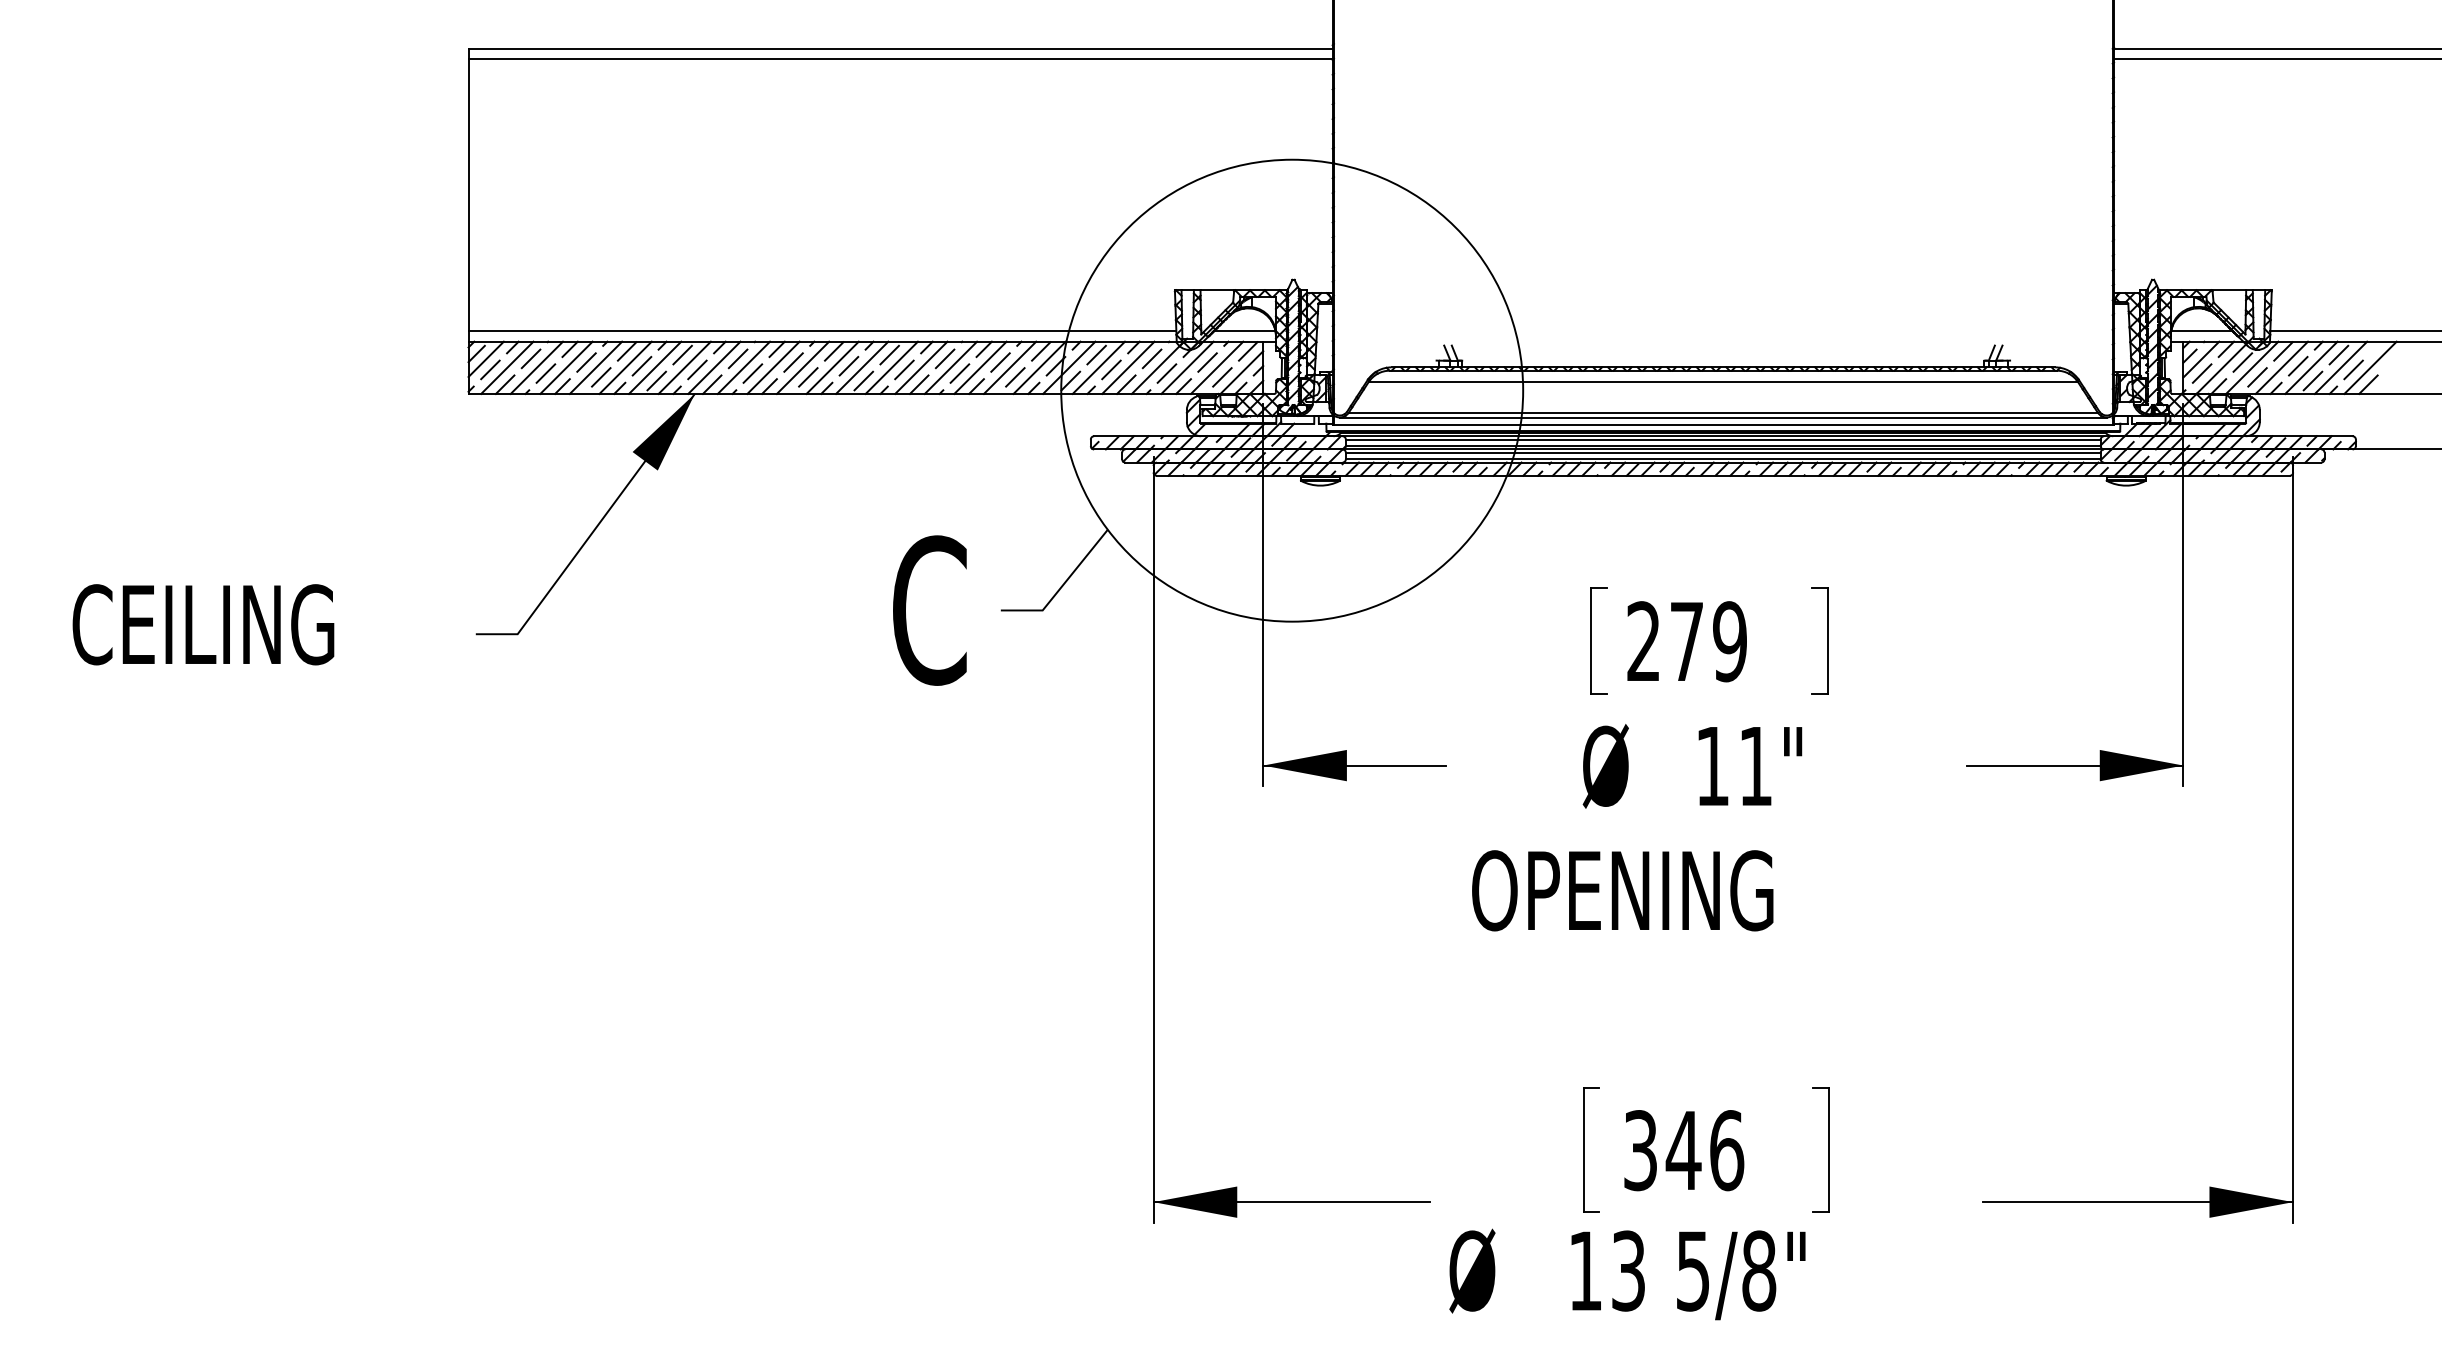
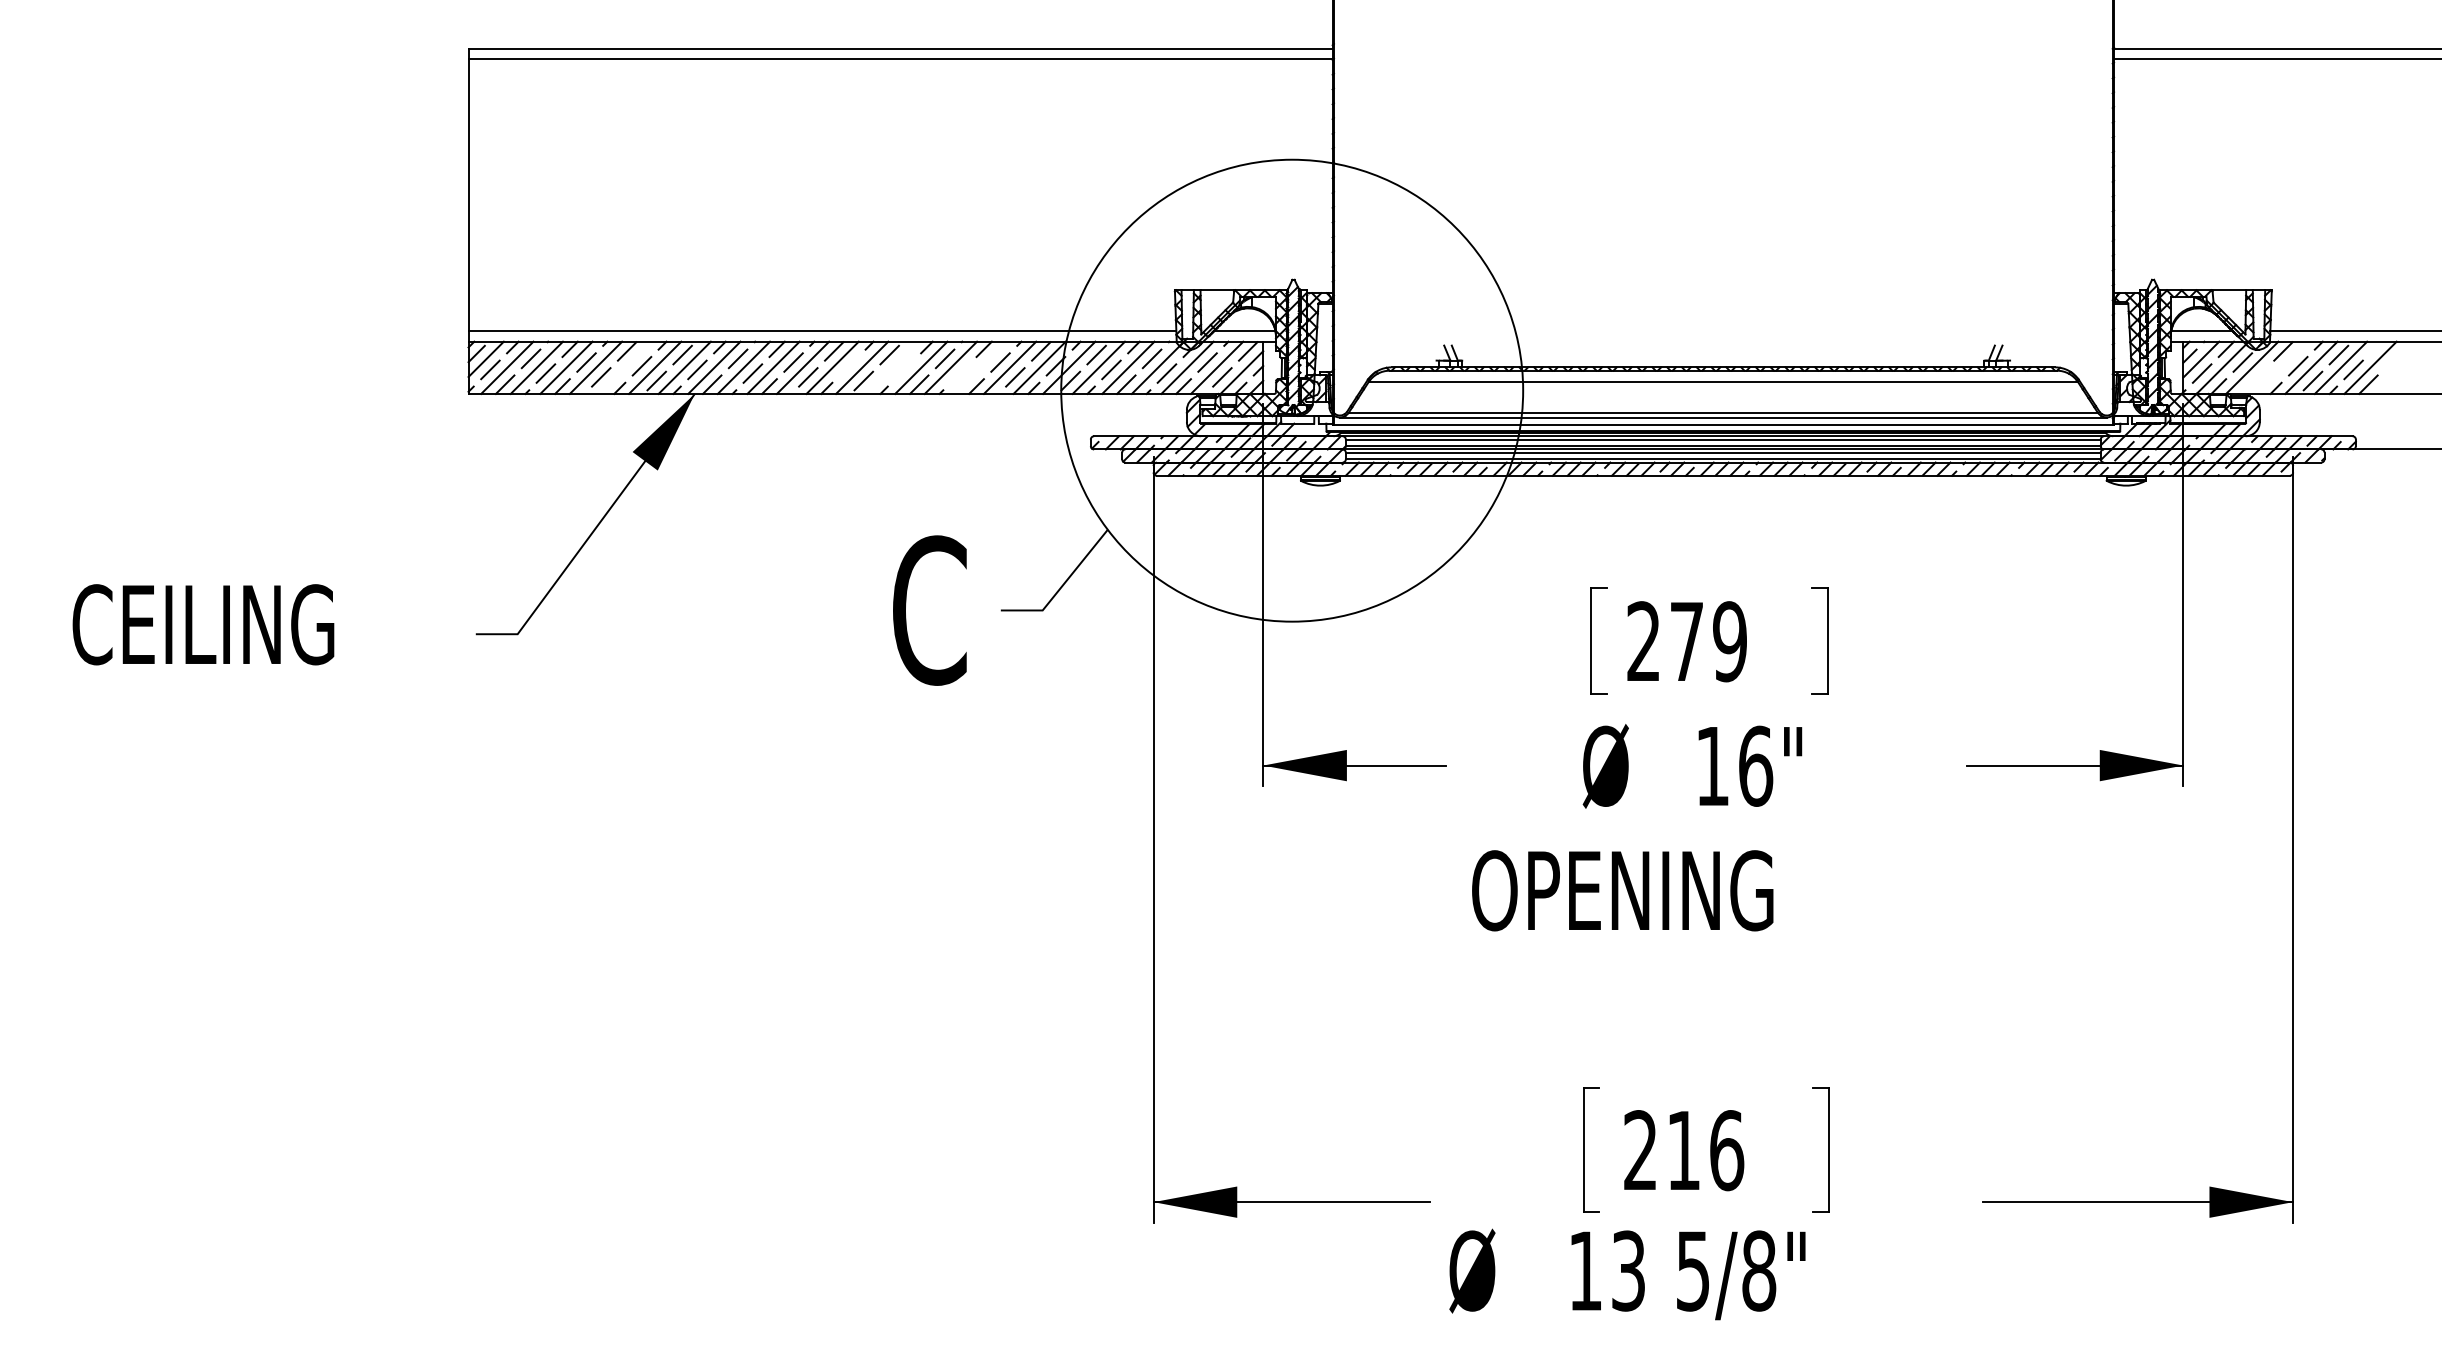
line: present -> none (848, 366)
line: present -> none (625, 367)
line: present -> none (891, 367)
line: present -> none (980, 367)
line: present -> none (2281, 367)
line: present -> none (904, 369)
line: present -> none (959, 373)
line: present -> none (2257, 377)
text: 11" -> 16" (1756, 765)
text: 346 -> 216 (1662, 1150)
